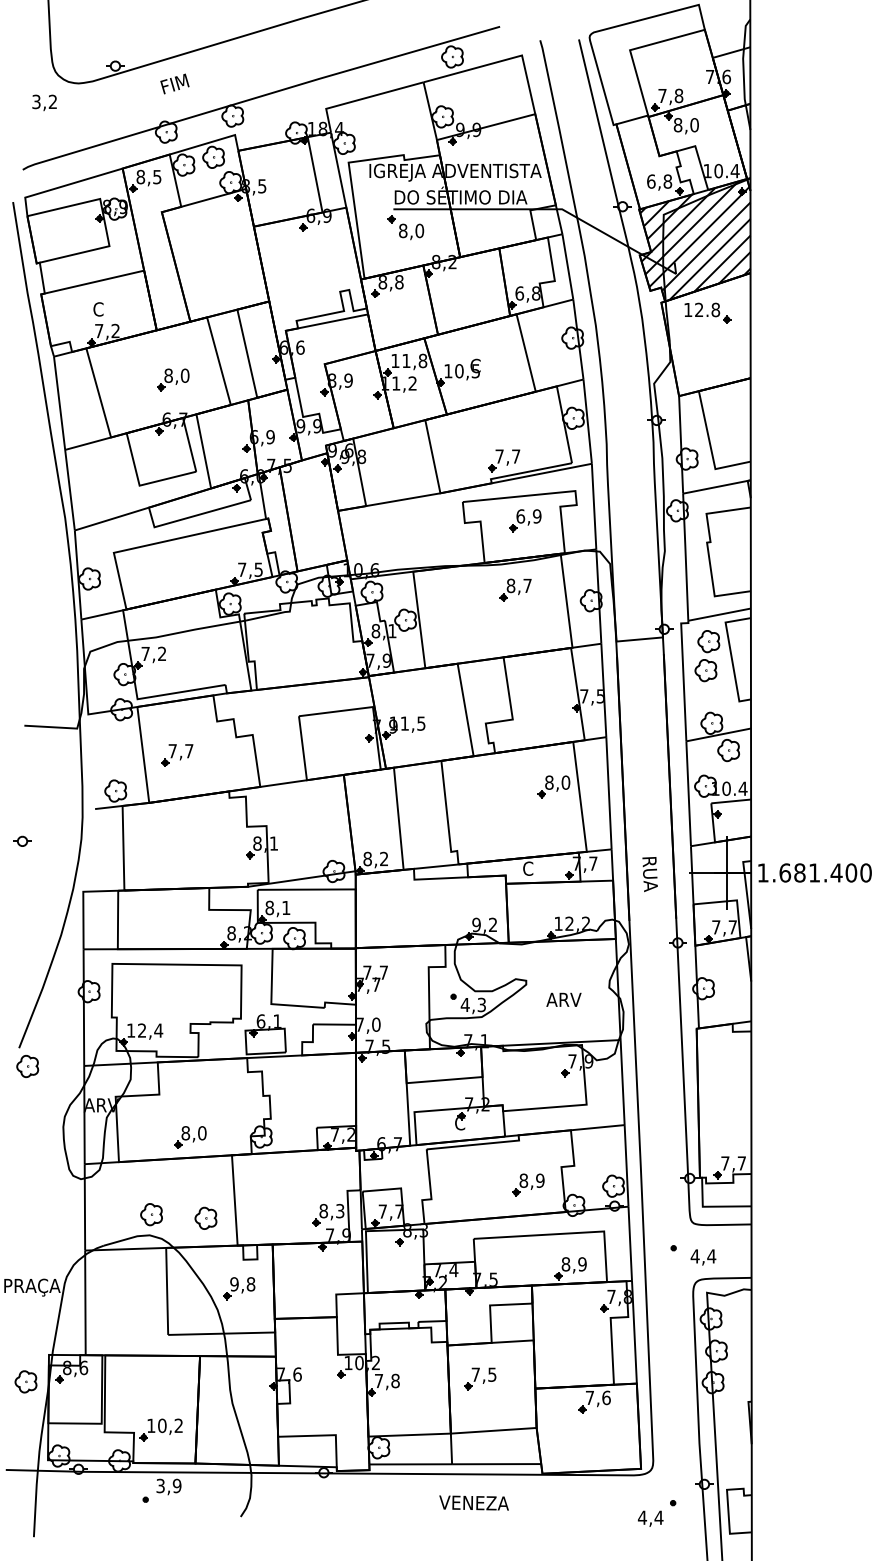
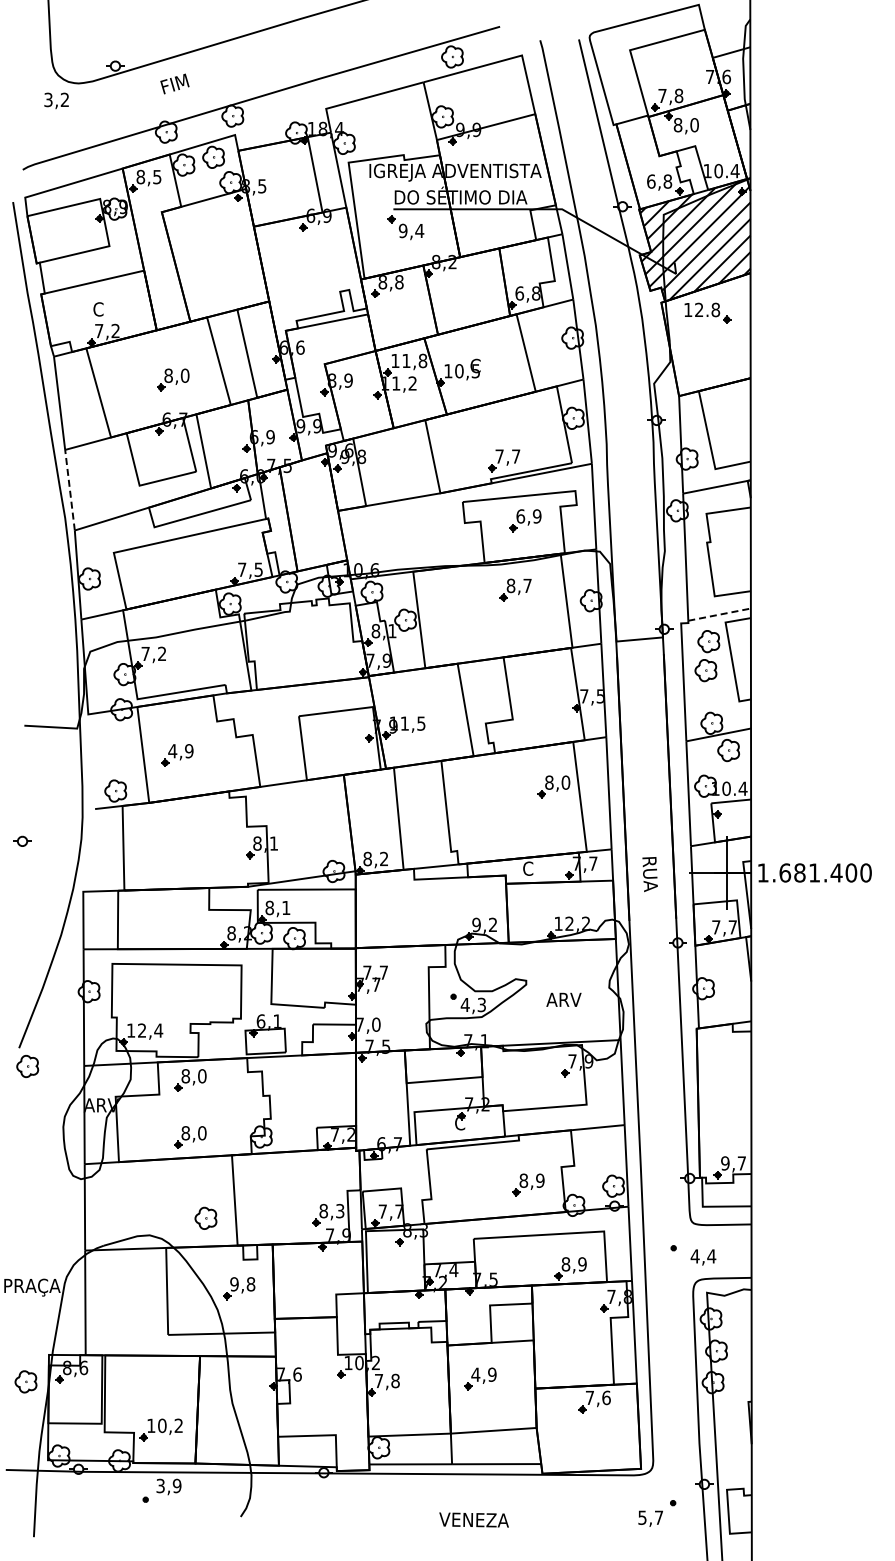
text position: (44, 102) -> (56, 100) (56, 100)
text: 8,0 -> 9,4 (411, 230)
line: solid -> dashed (70, 490)
line: solid -> dashed (719, 614)
text: 7,7 -> 4,9 (180, 751)
part: none -> present (190, 1080)
text: 7,7 -> 9,7 (725, 1163)
part: present -> none (151, 1214)
text: 7,5 -> 4,9 (483, 1374)
text position: (473, 1502) -> (473, 1519) (473, 1519)
text: 4,4 -> 5,7 (650, 1517)
